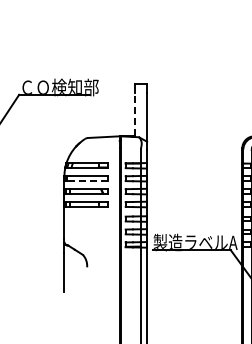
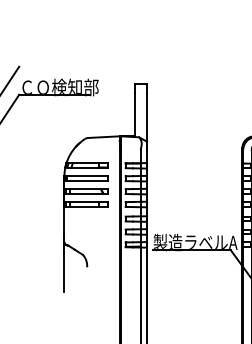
line: none -> present (10, 79)
line: dashed -> solid (134, 114)
line: dashed -> solid (88, 181)
